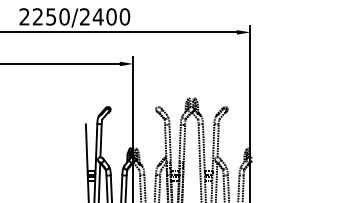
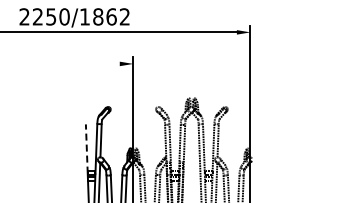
text: 2250/2400 -> 2250/1862 (104, 16)
line: present -> none (60, 63)
line: solid -> dashed (86, 148)
